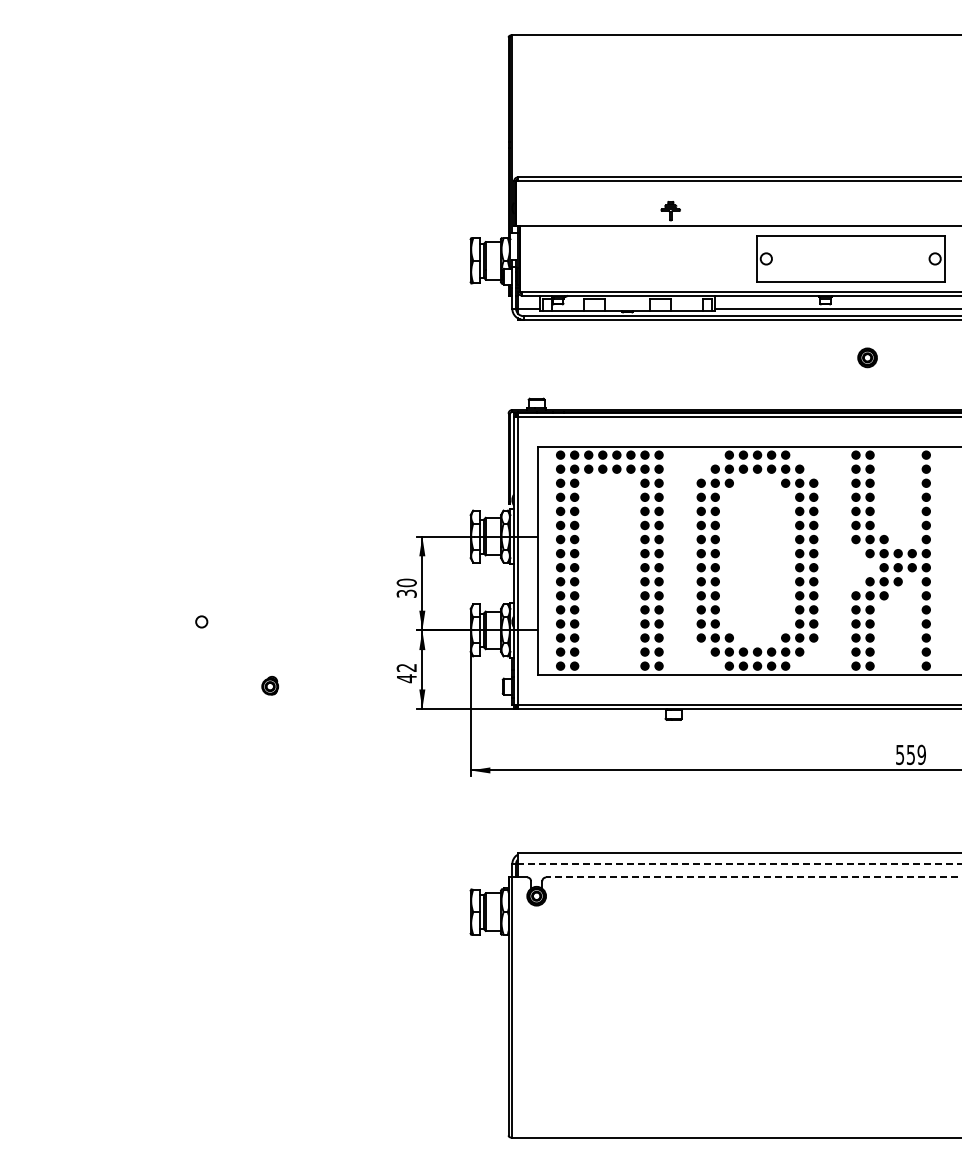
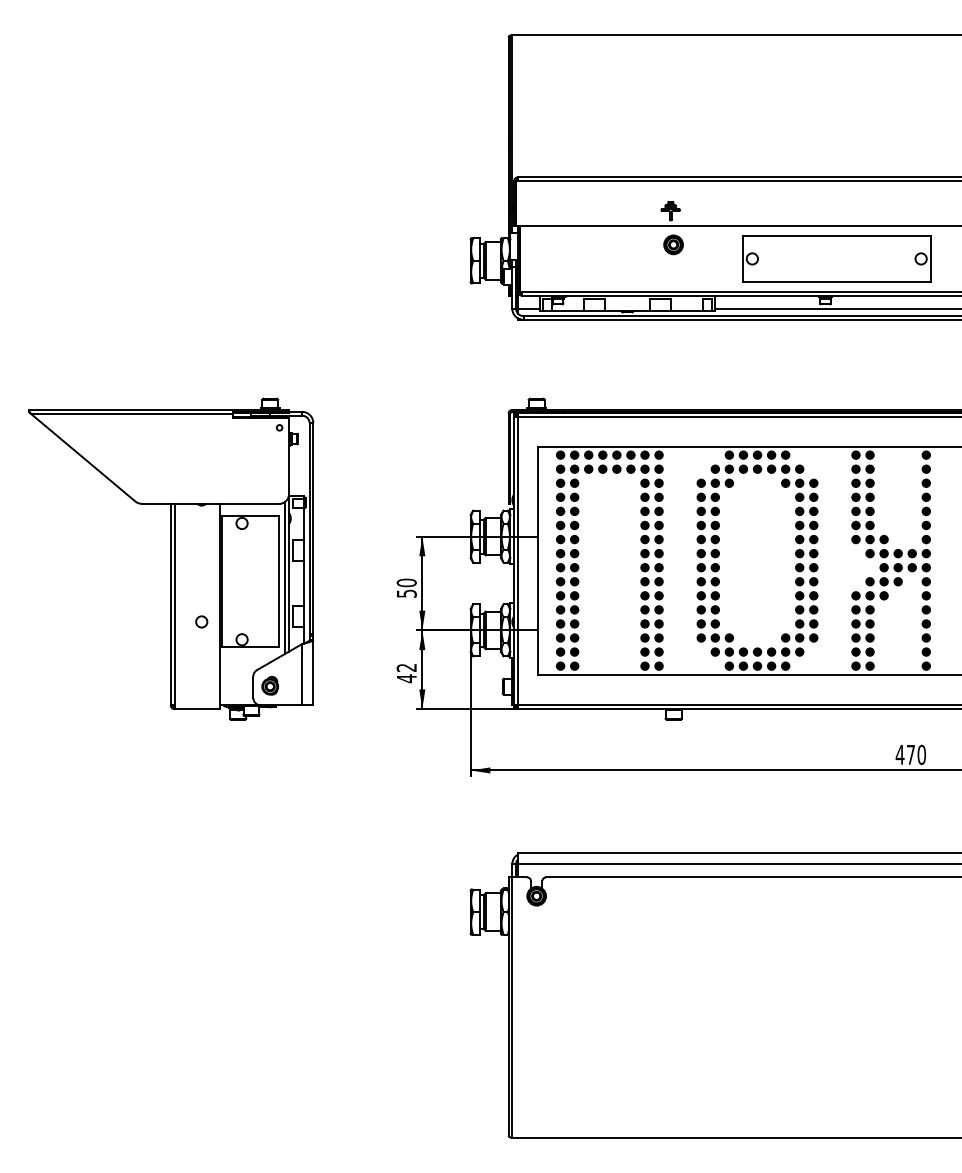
part position: (850, 258) -> (836, 258) (836, 258)
part position: (867, 357) -> (673, 244) (673, 244)
part: none -> present (171, 558)
text: 30 -> 50 (405, 593)
text: 559 -> 470 (910, 755)
line: dashed -> solid (739, 864)
line: dashed -> solid (753, 877)
